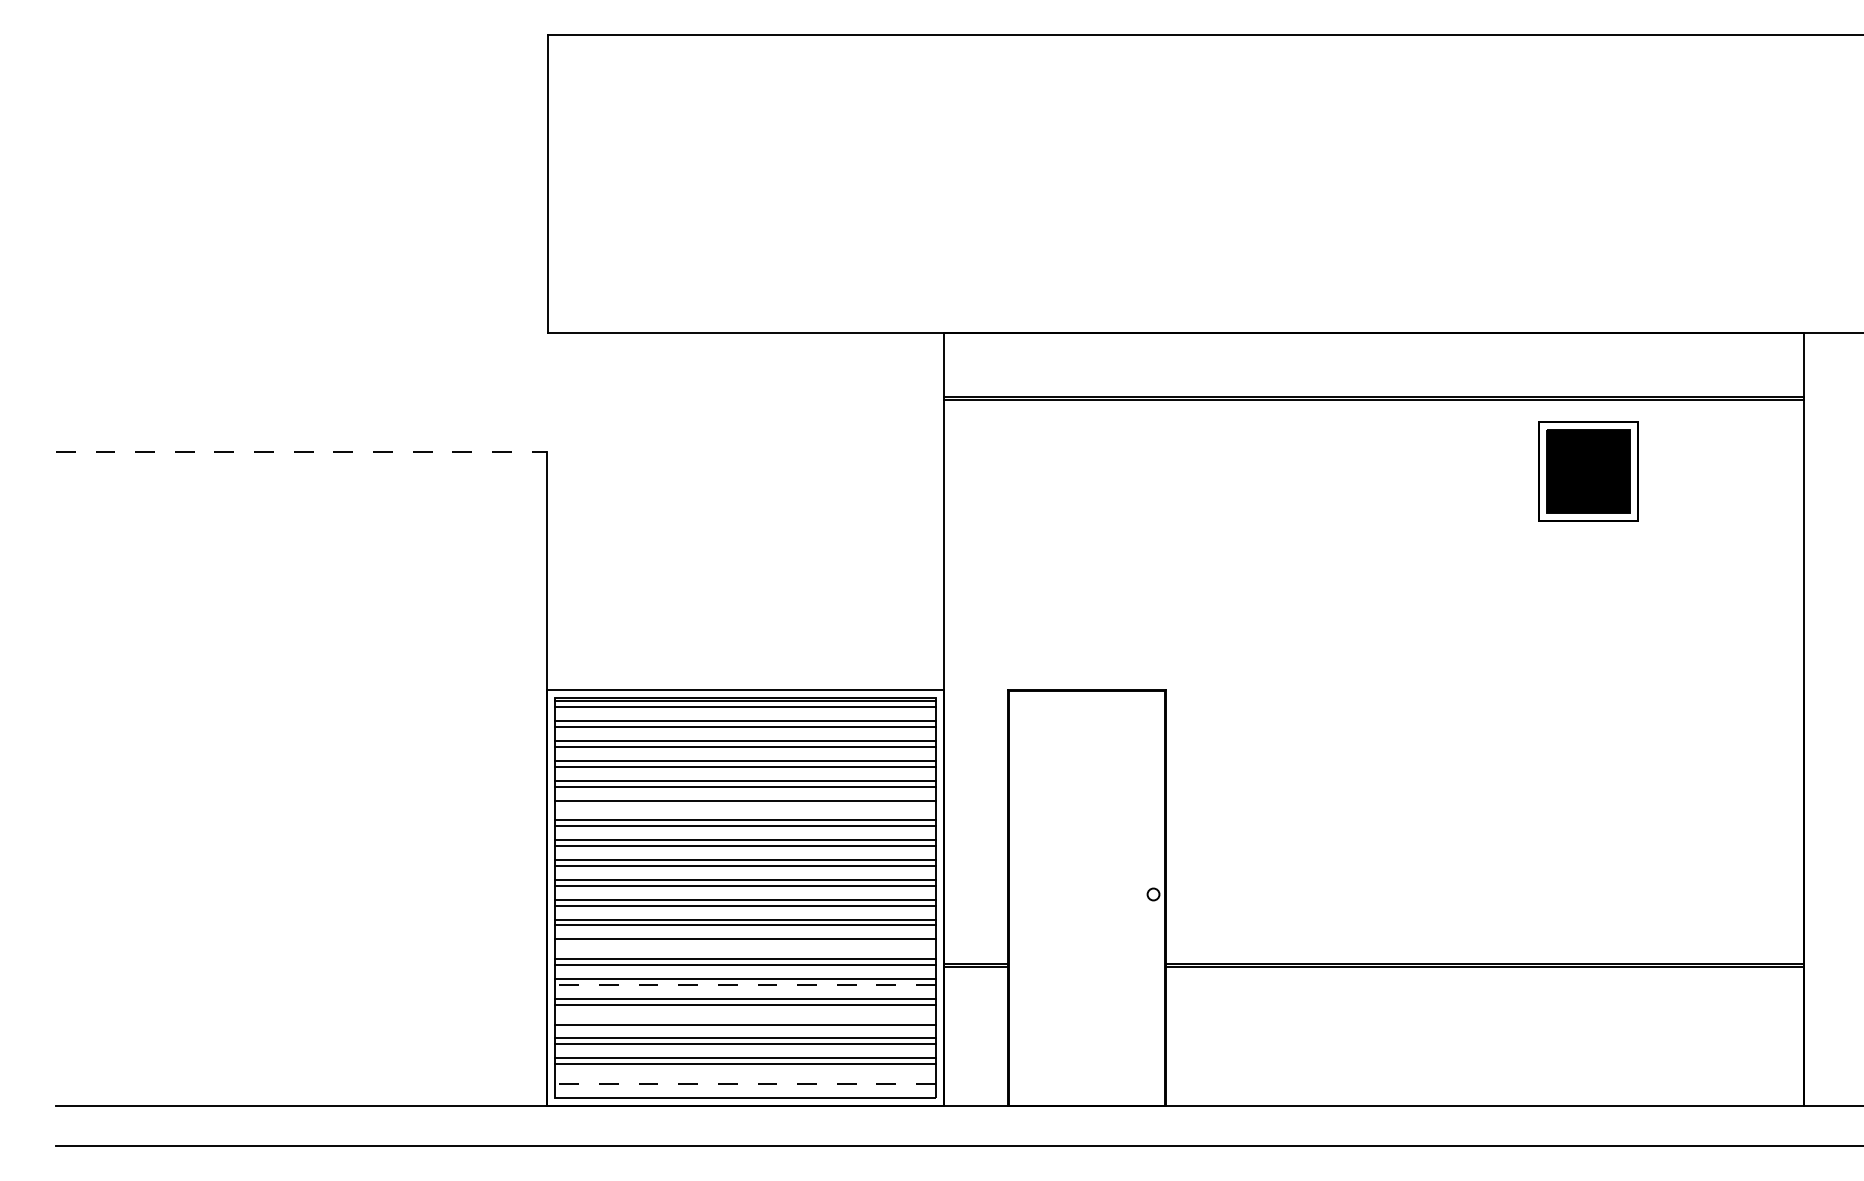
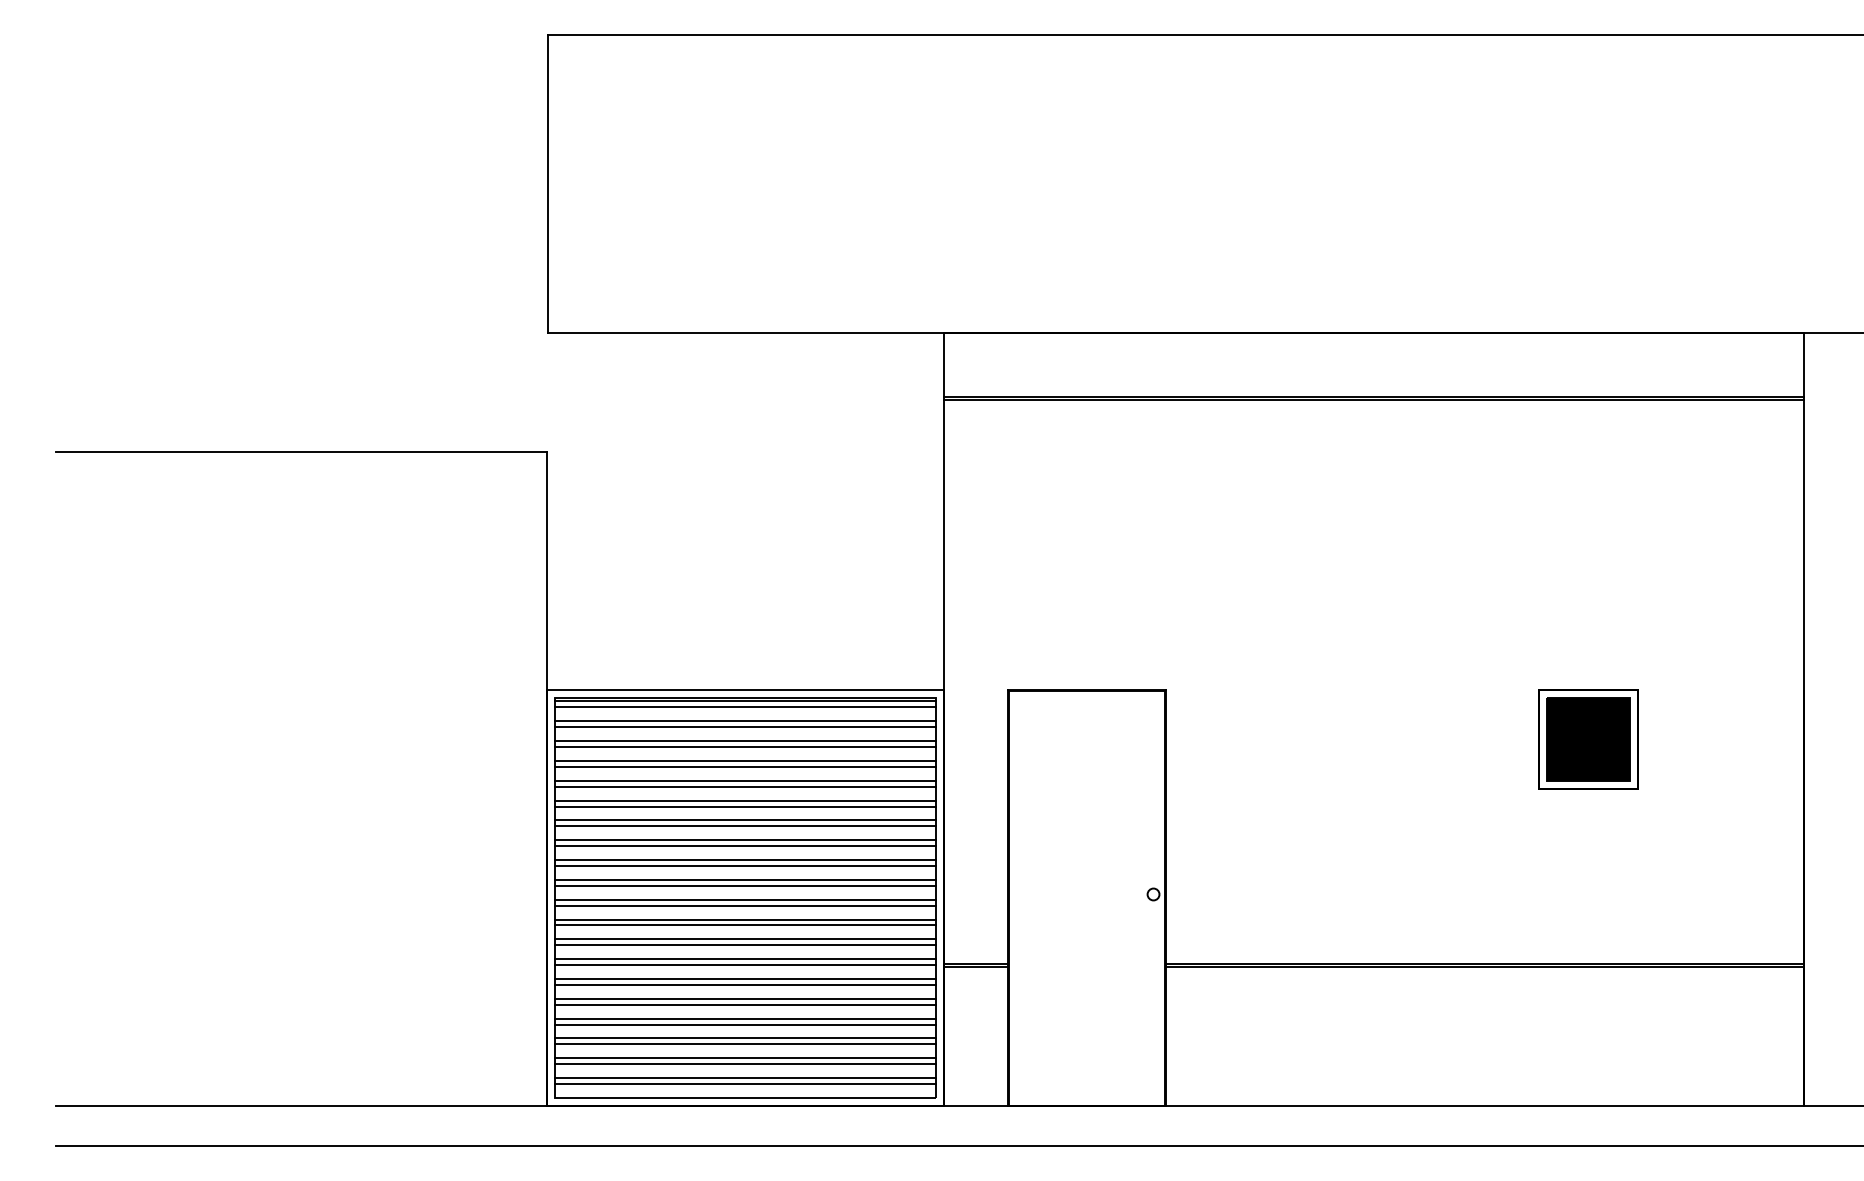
line: dashed -> solid (301, 451)
part position: (1588, 471) -> (1588, 739) (1588, 739)
line: none -> present (745, 806)
line: none -> present (745, 945)
line: dashed -> solid (745, 984)
line: none -> present (745, 1018)
line: none -> present (745, 1078)
line: dashed -> solid (745, 1084)
